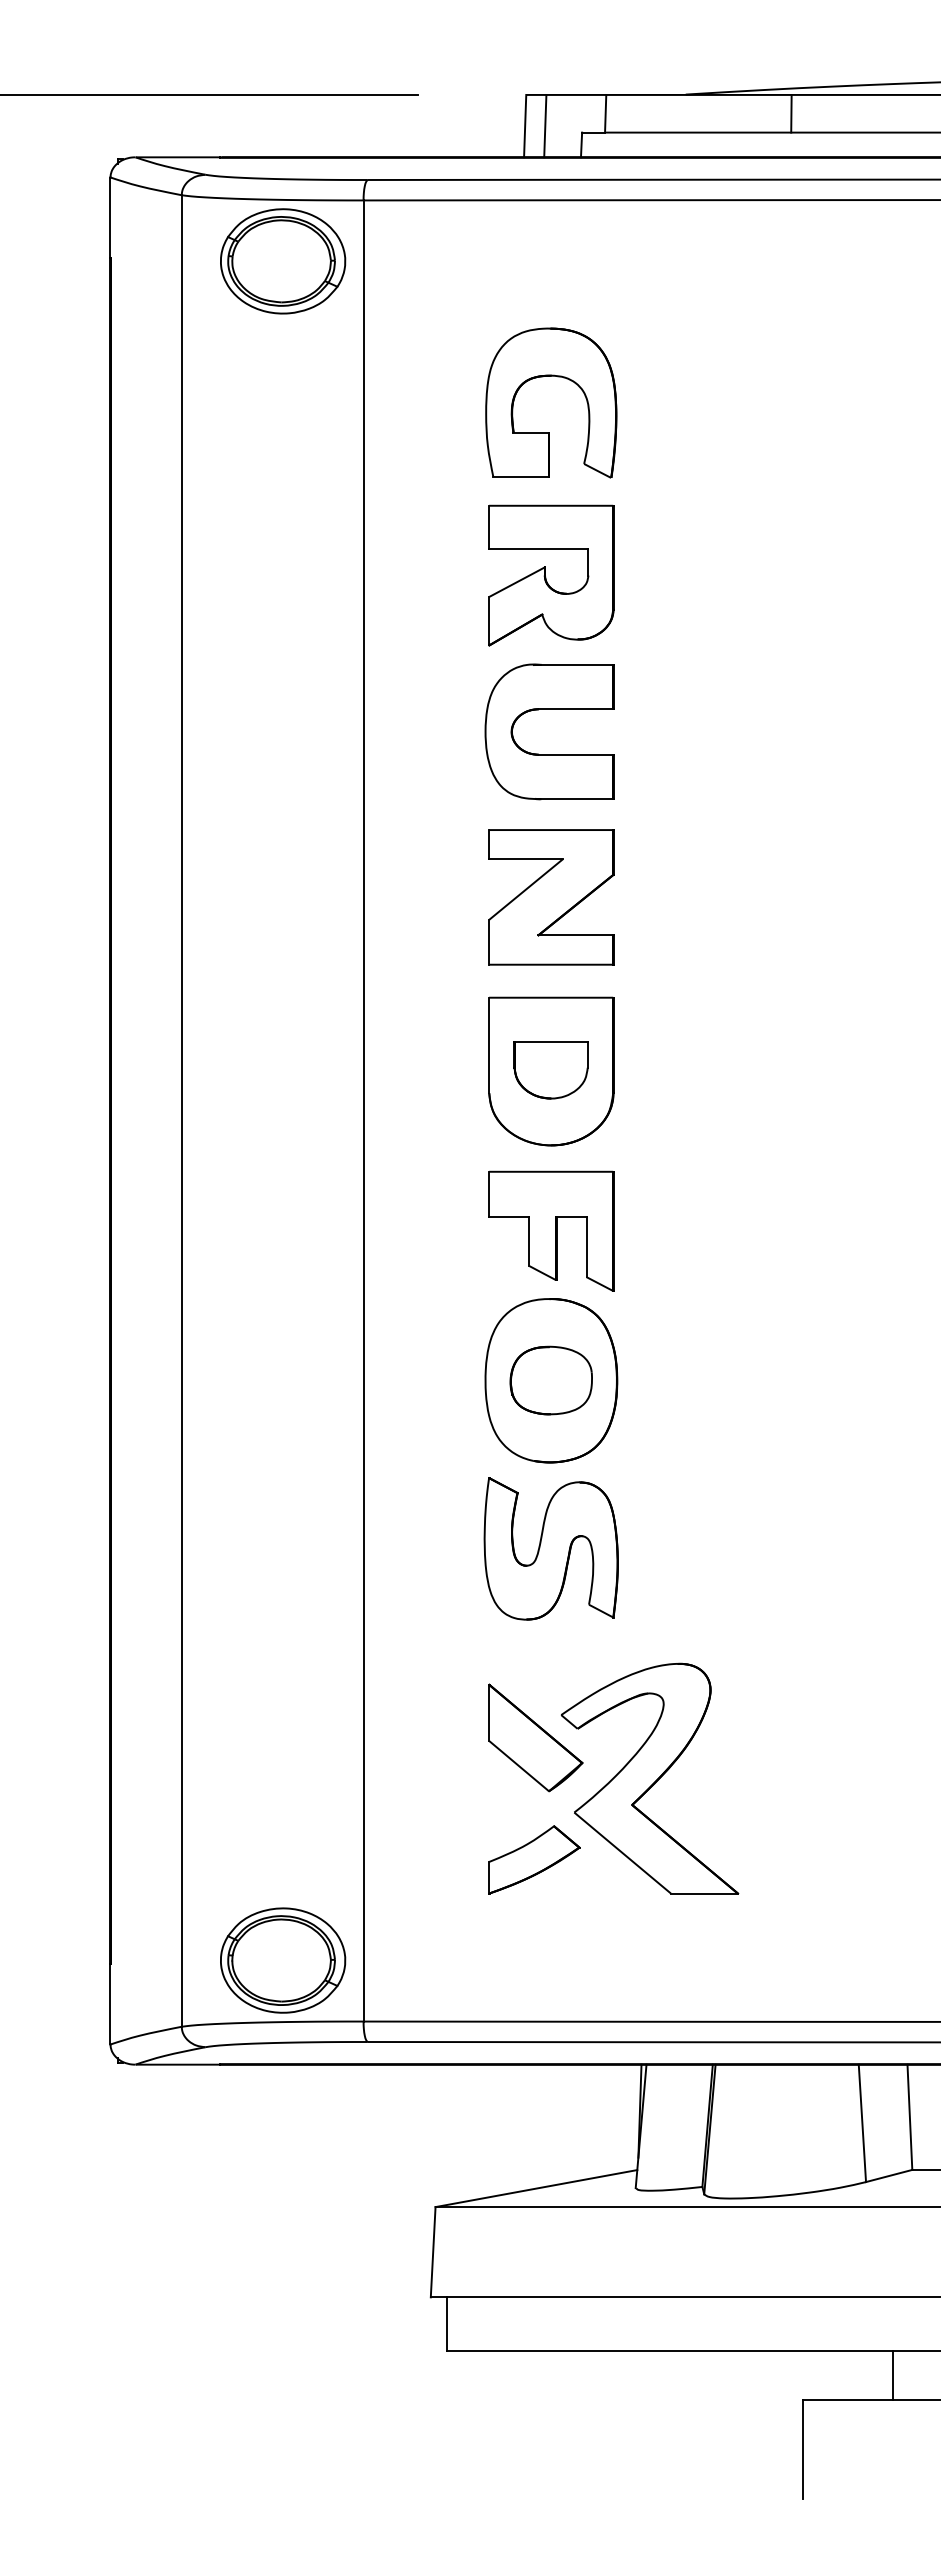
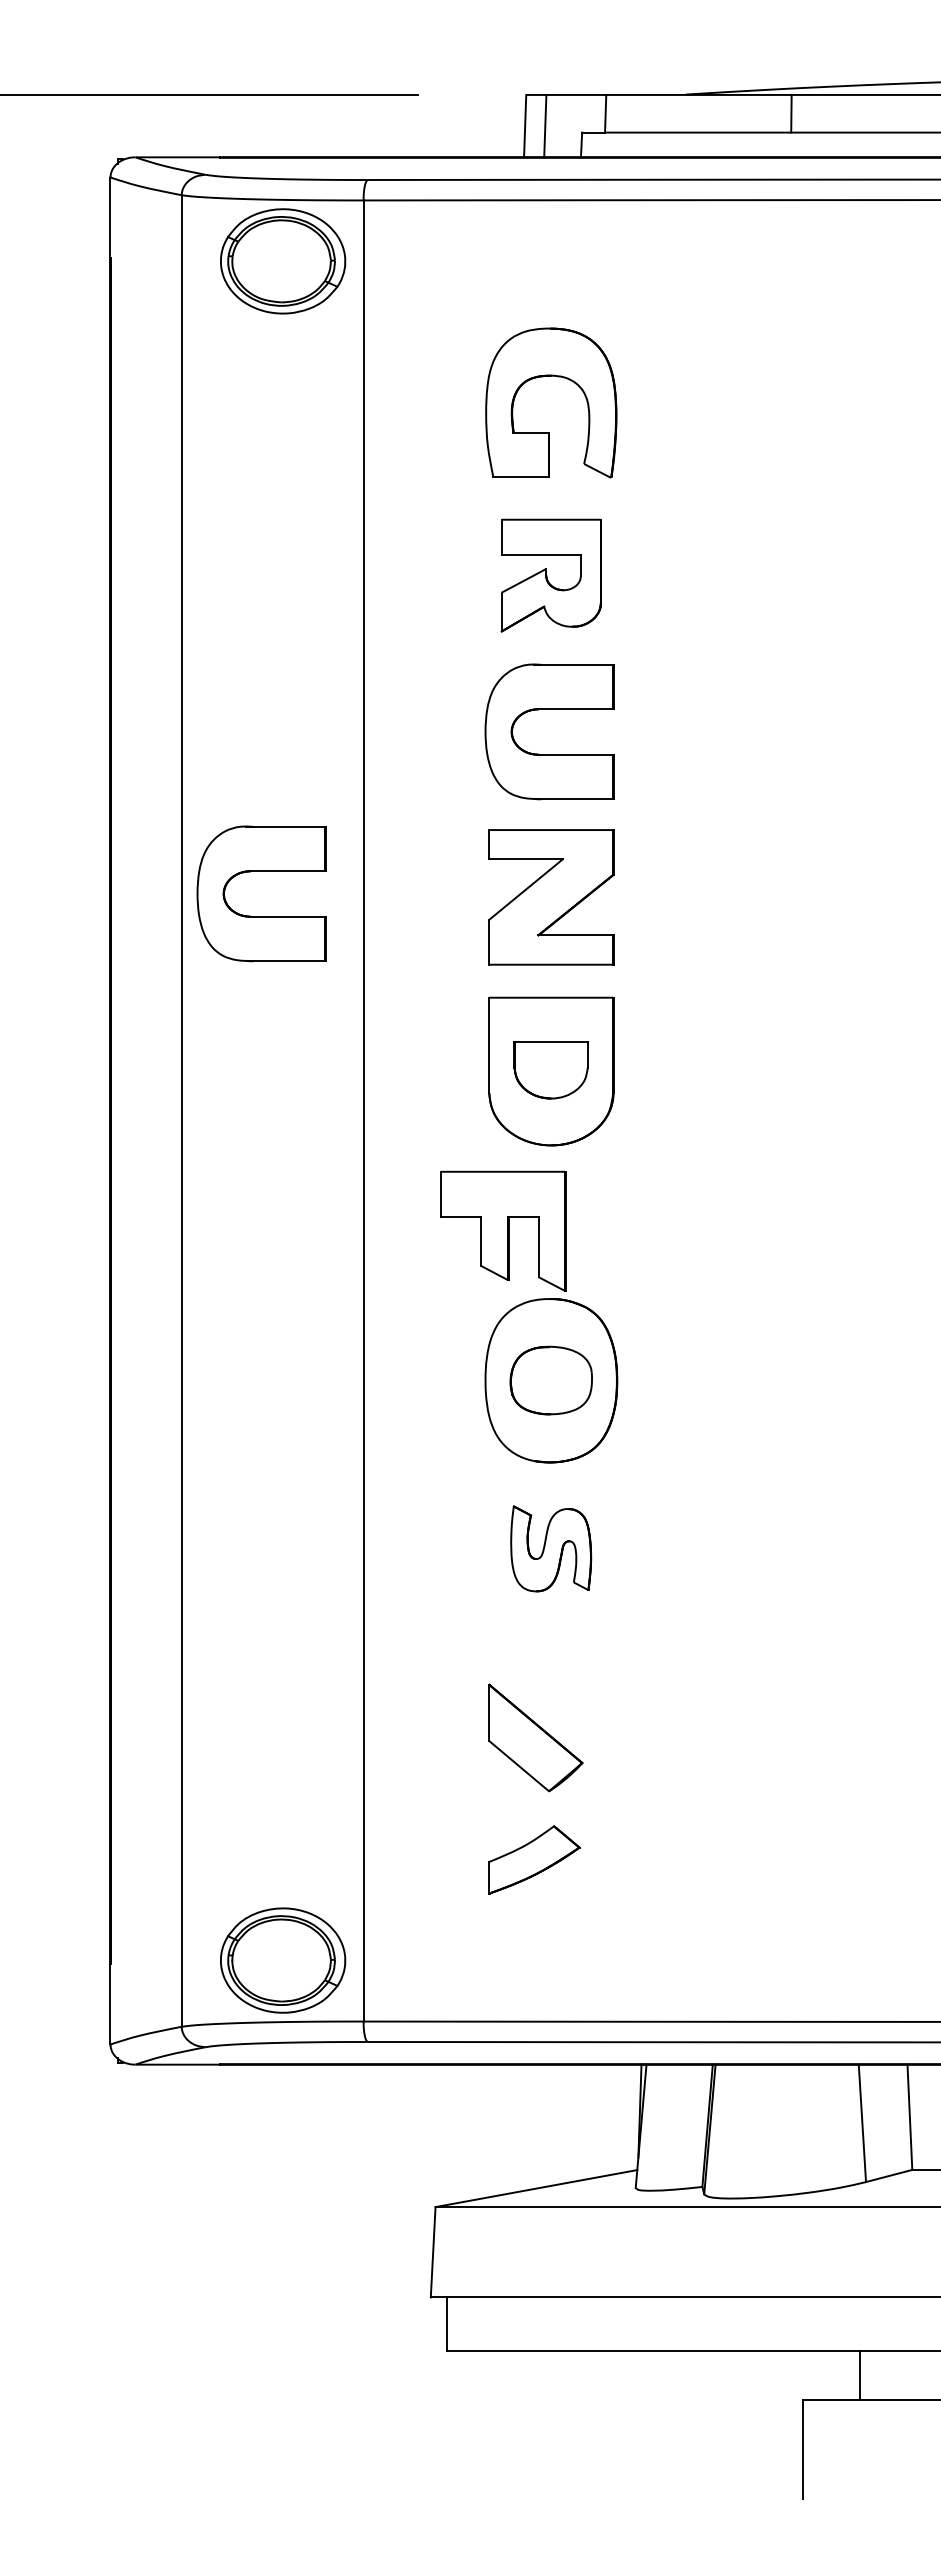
part size: 127x143 px -> 102x115 px (550, 575)
part: none -> present (261, 871)
part position: (551, 1230) -> (503, 1230) (503, 1230)
part size: 136x144 px -> 83x88 px (551, 1548)
part: present -> none (649, 1778)
line position: (892, 2375) -> (859, 2375) (859, 2375)
